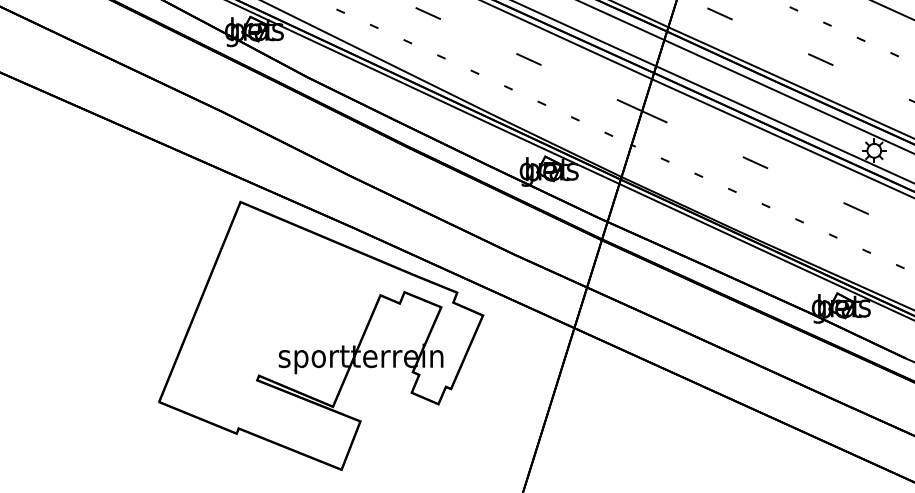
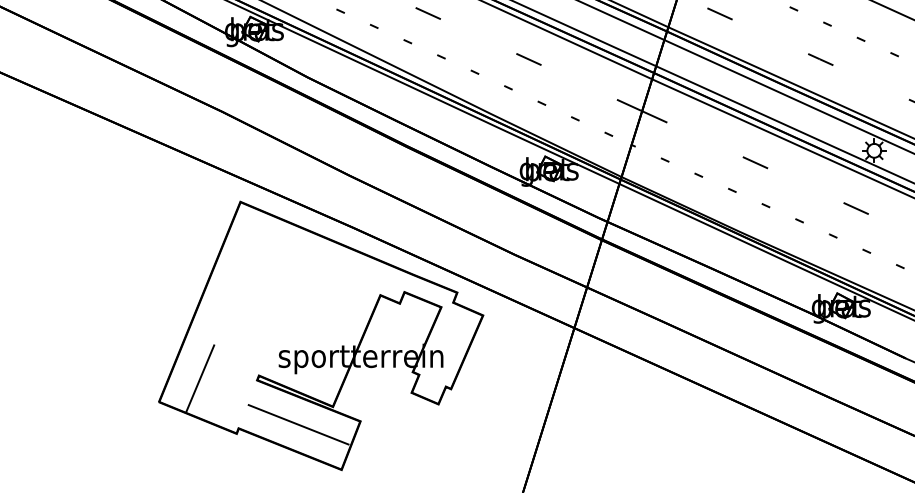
line: none -> present (200, 378)
line: none -> present (298, 424)
